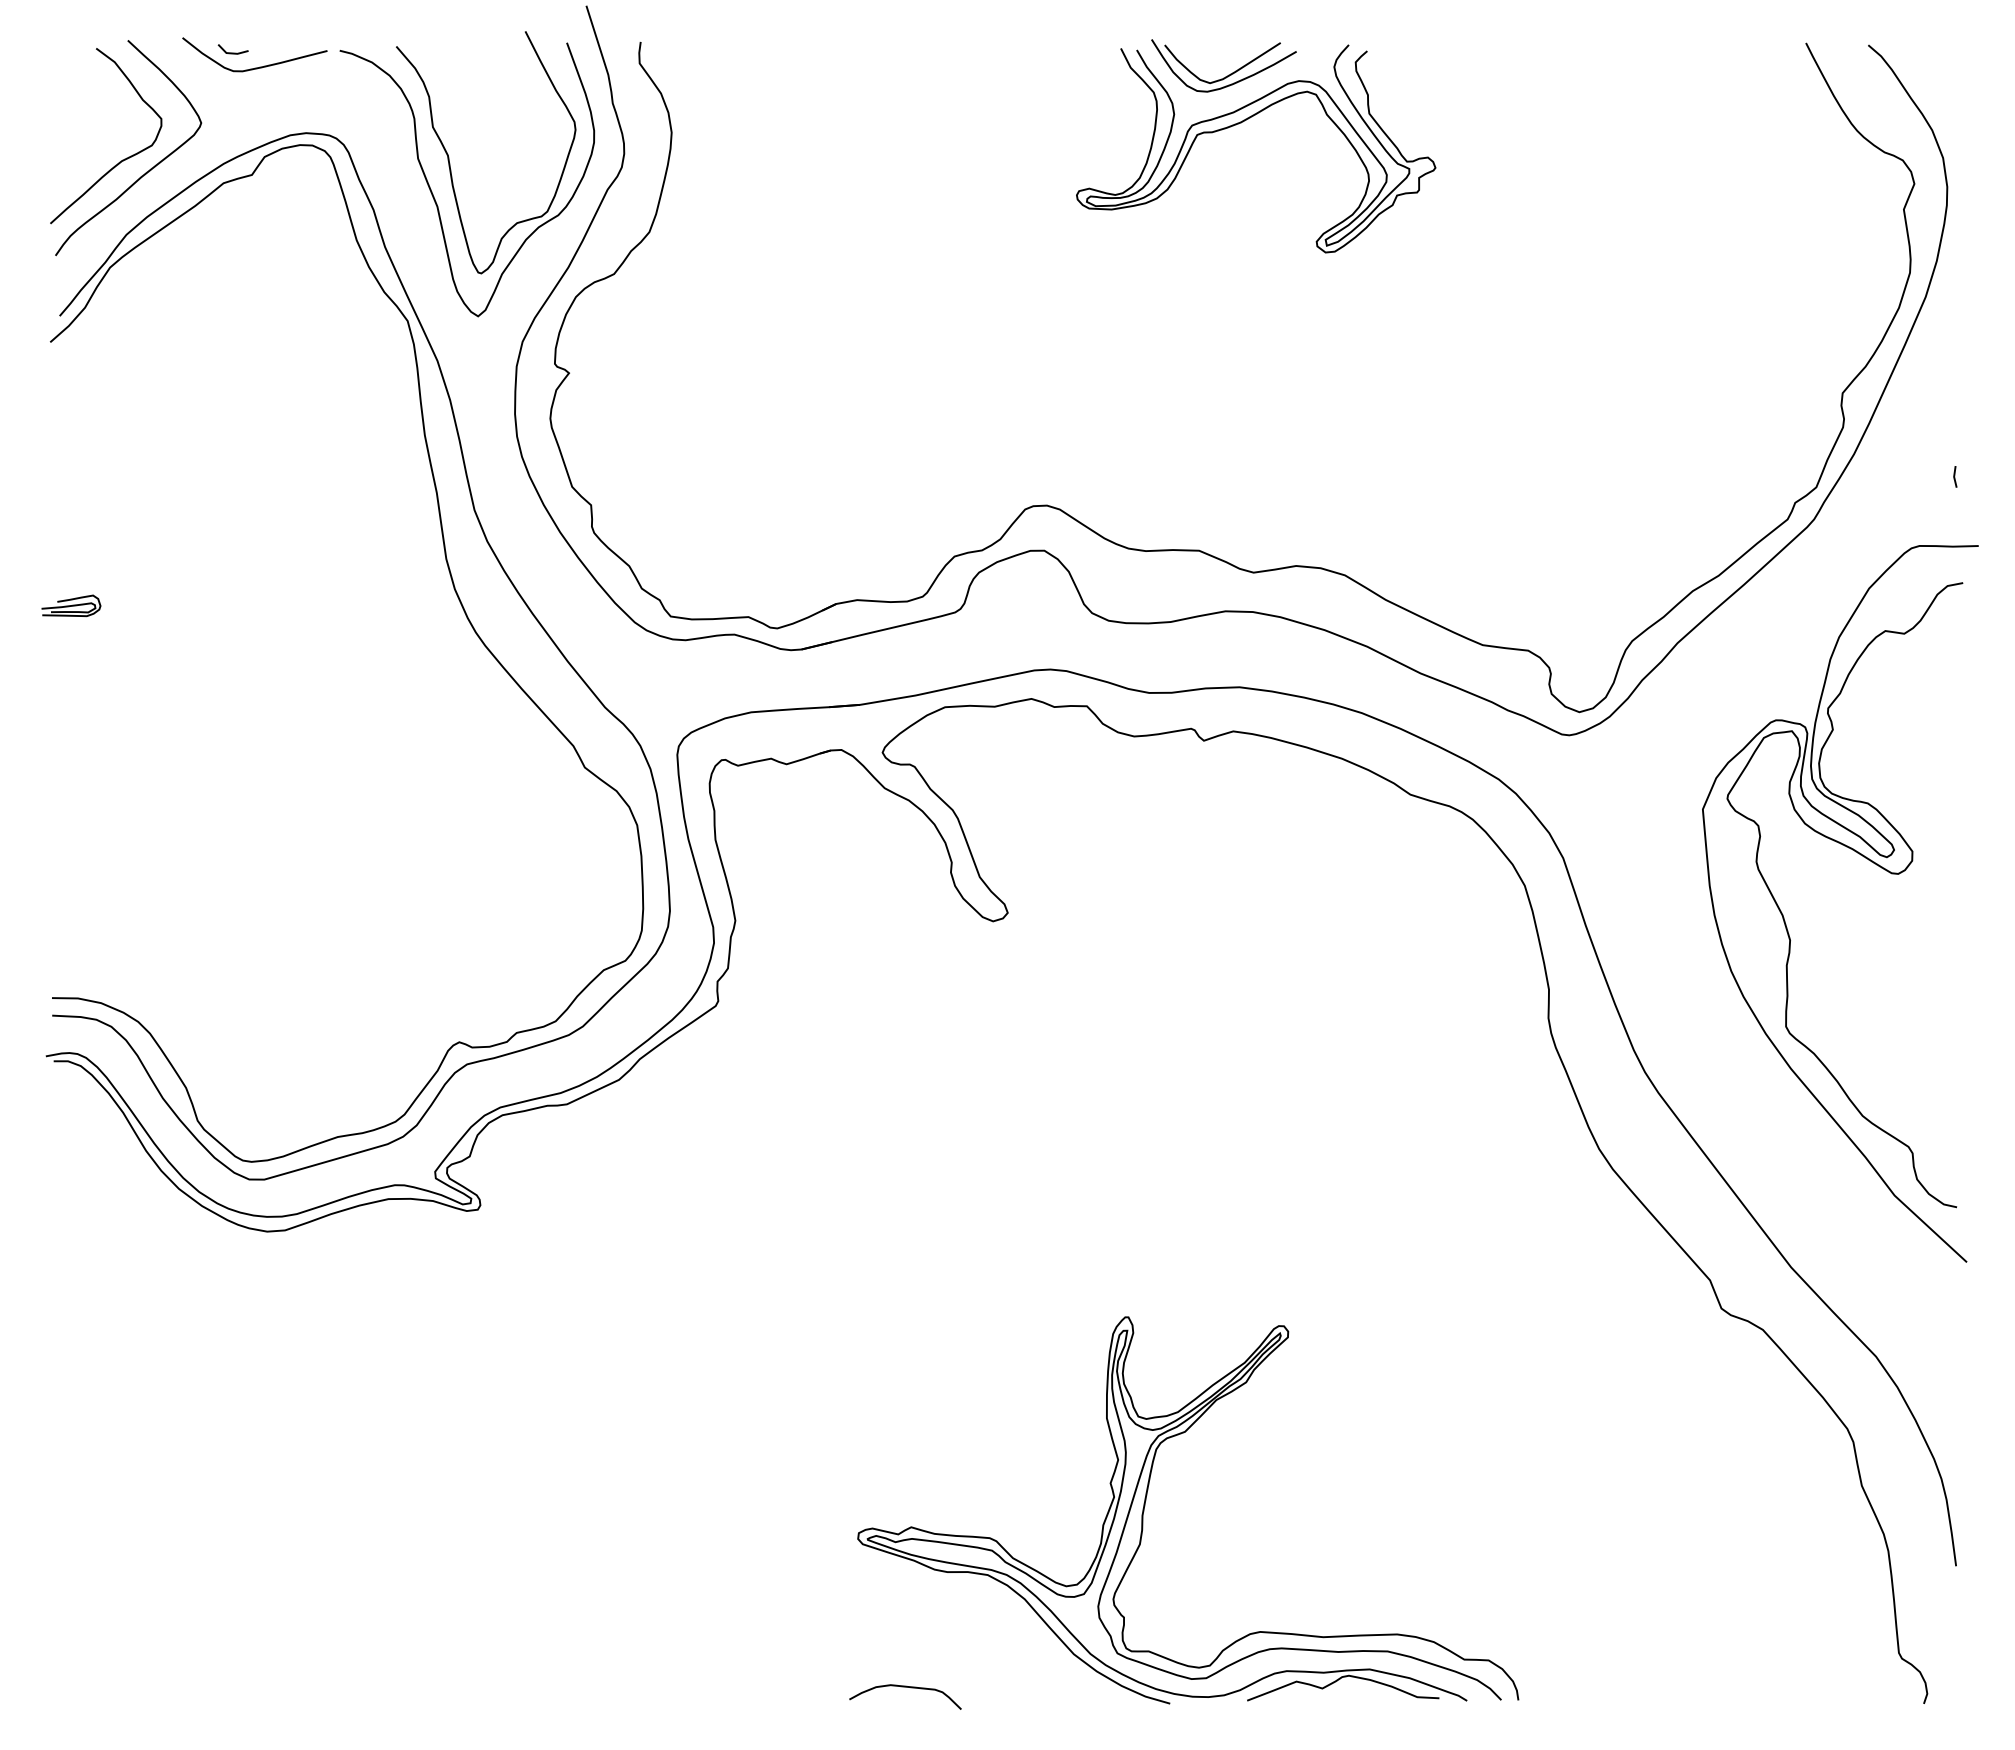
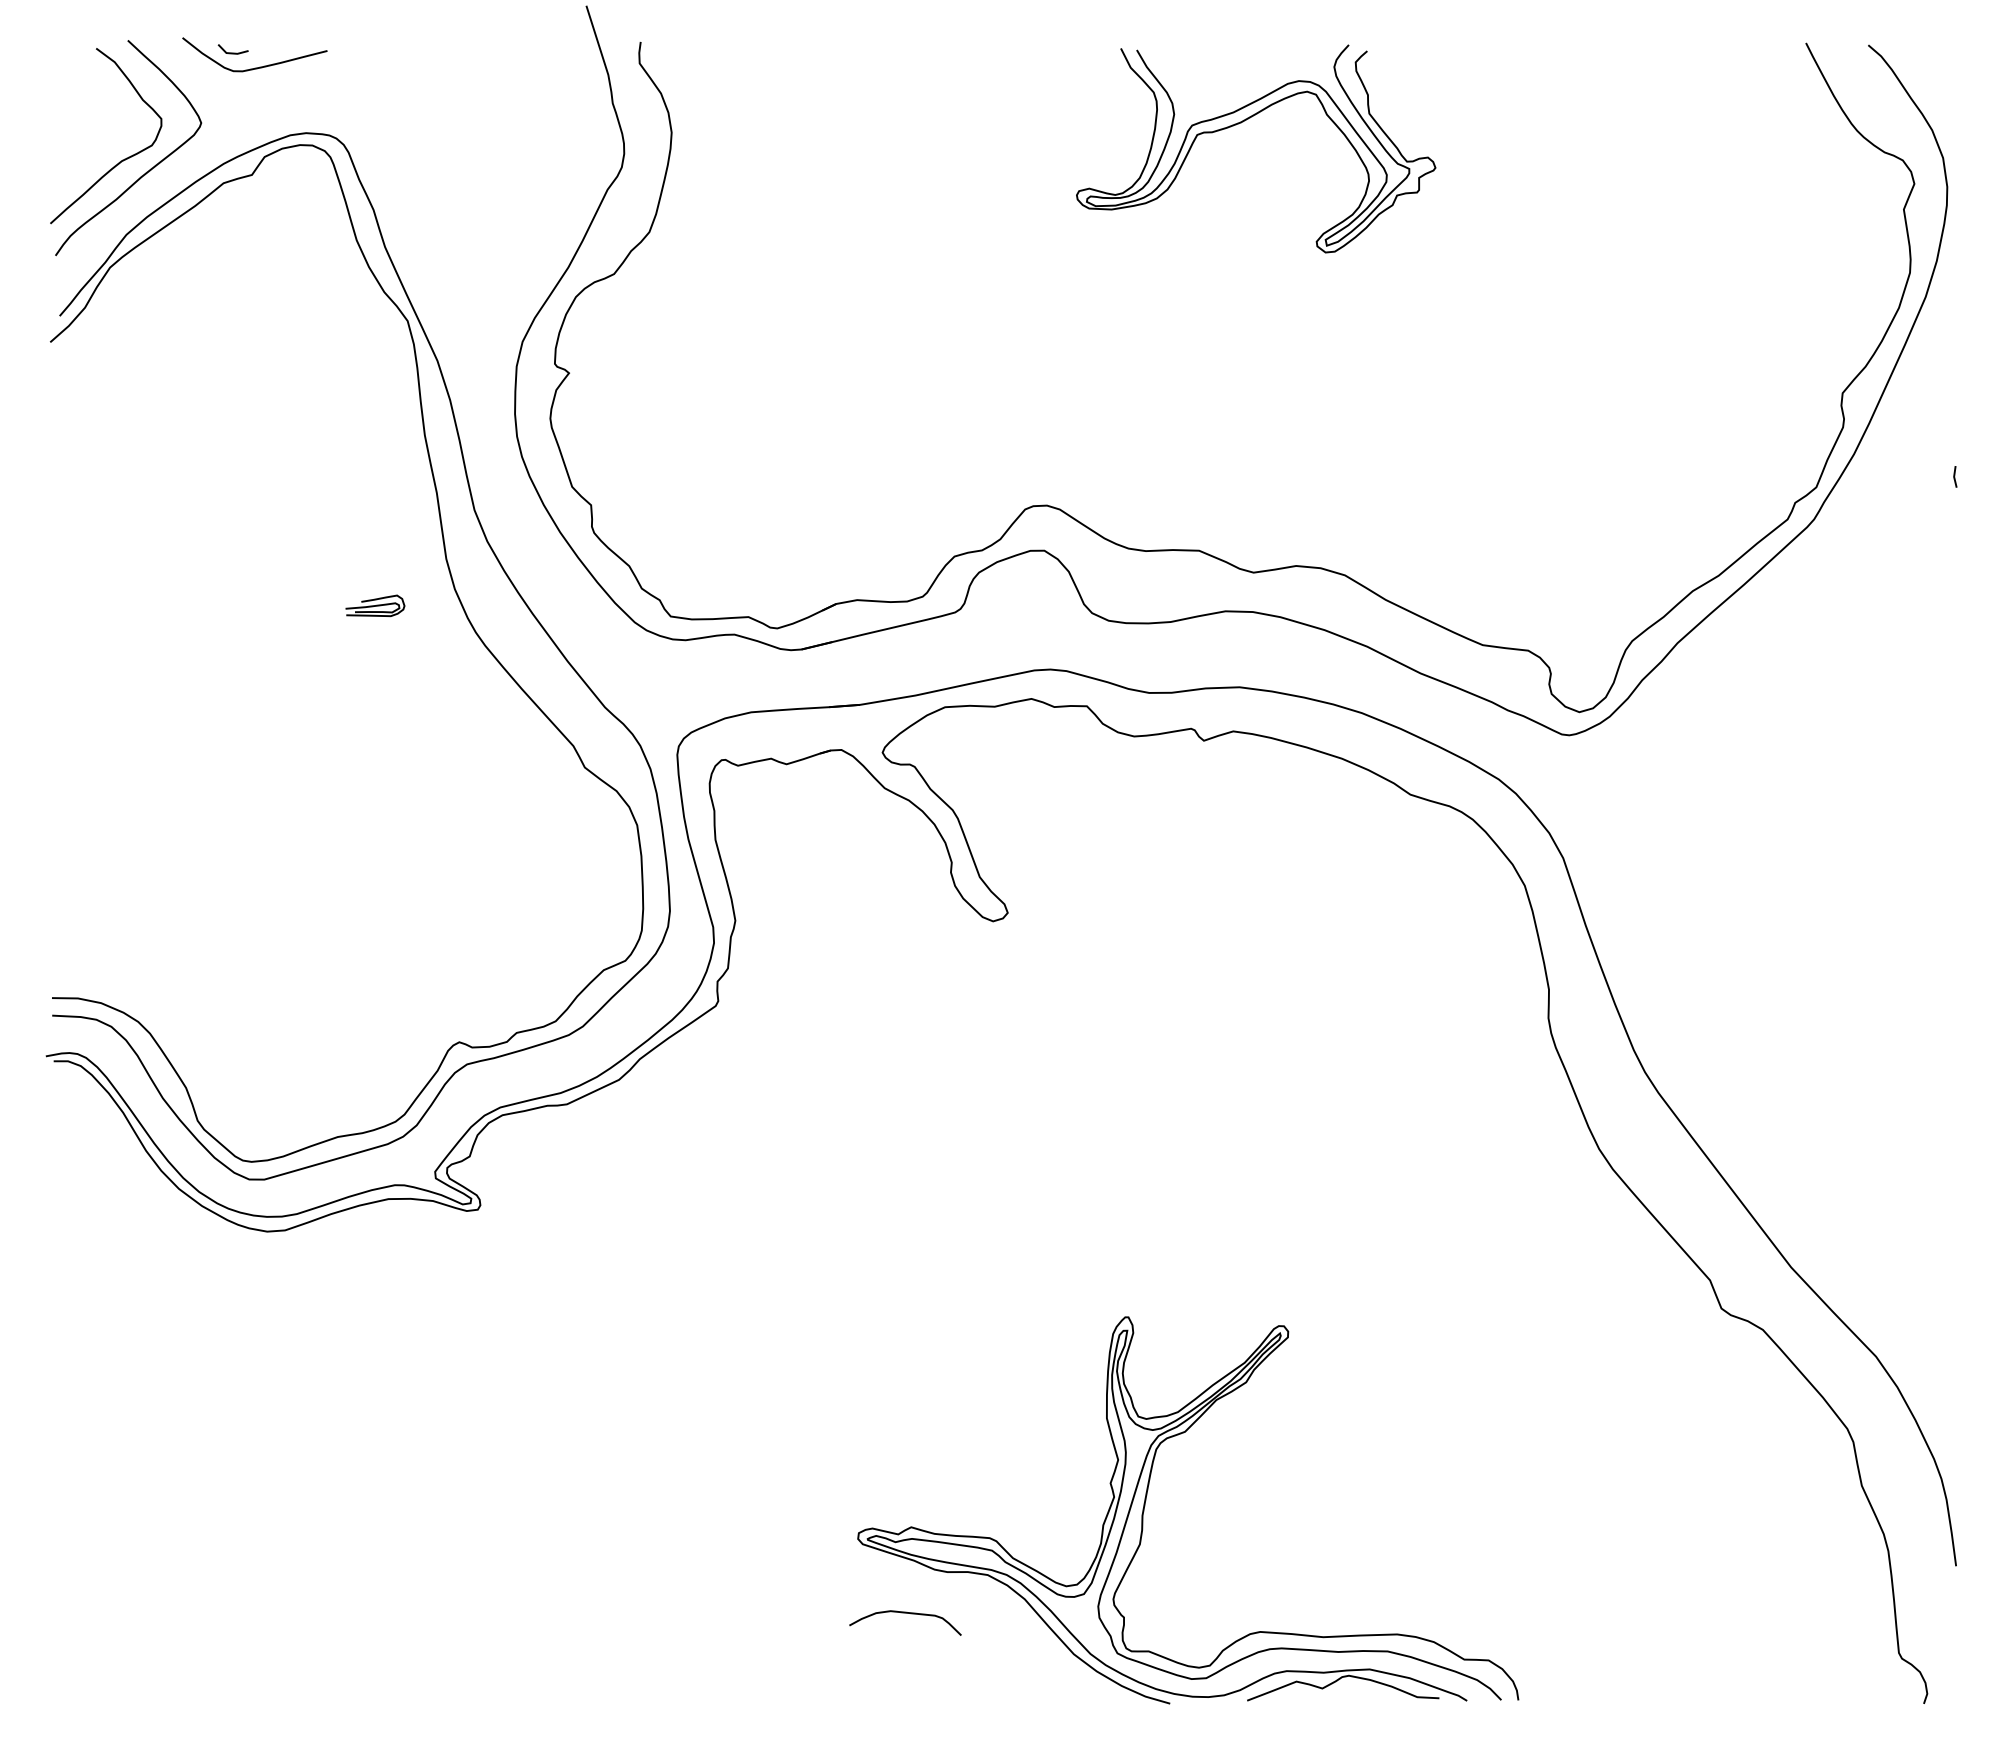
part: present -> none (1228, 74)
part: present -> none (452, 176)
part position: (71, 605) -> (375, 605) (375, 605)
part: present -> none (1868, 860)
curve position: (905, 1687) -> (905, 1613) (905, 1613)
